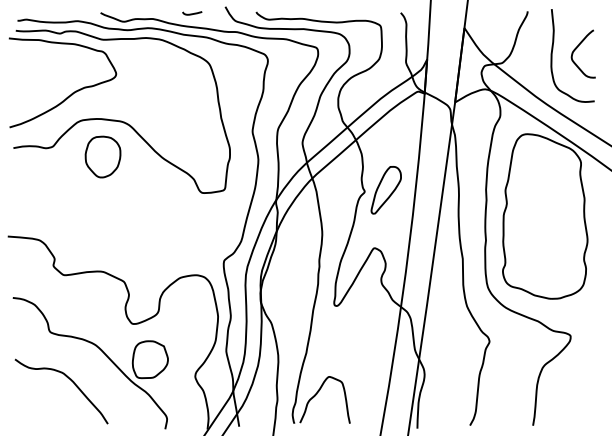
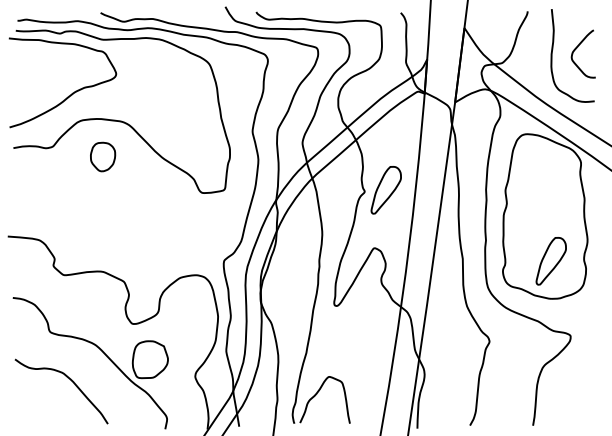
curve: present -> none (192, 13)
part size: 38x44 px -> 27x32 px (103, 156)
part: none -> present (550, 261)
